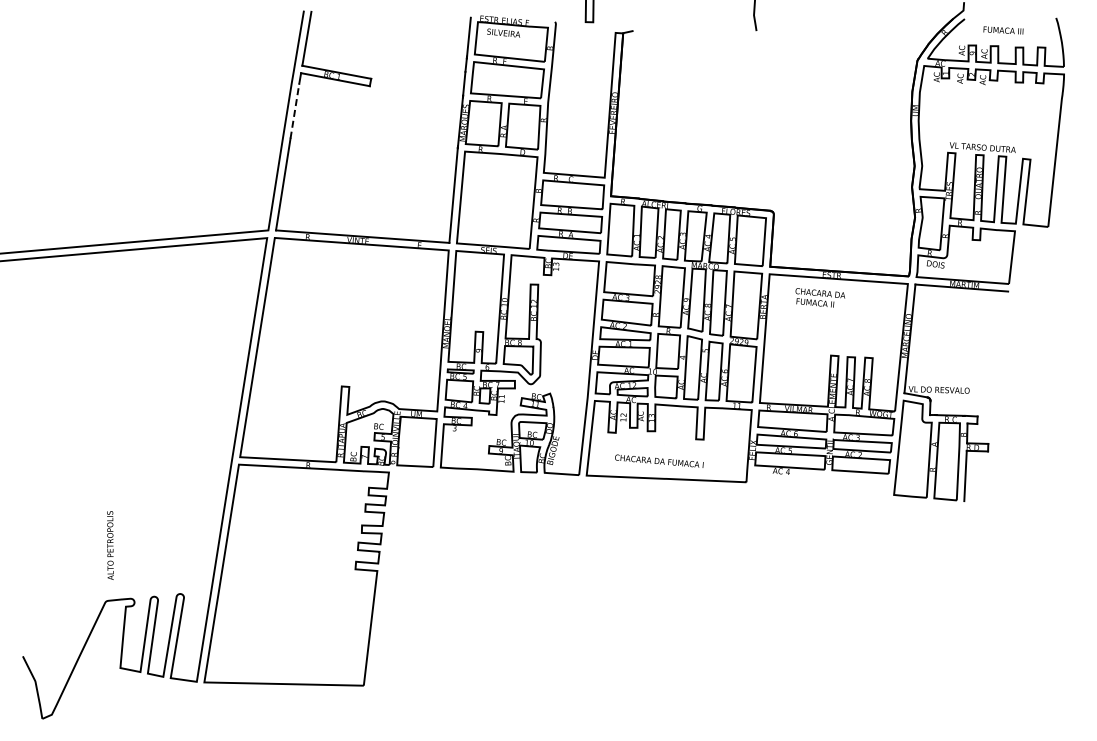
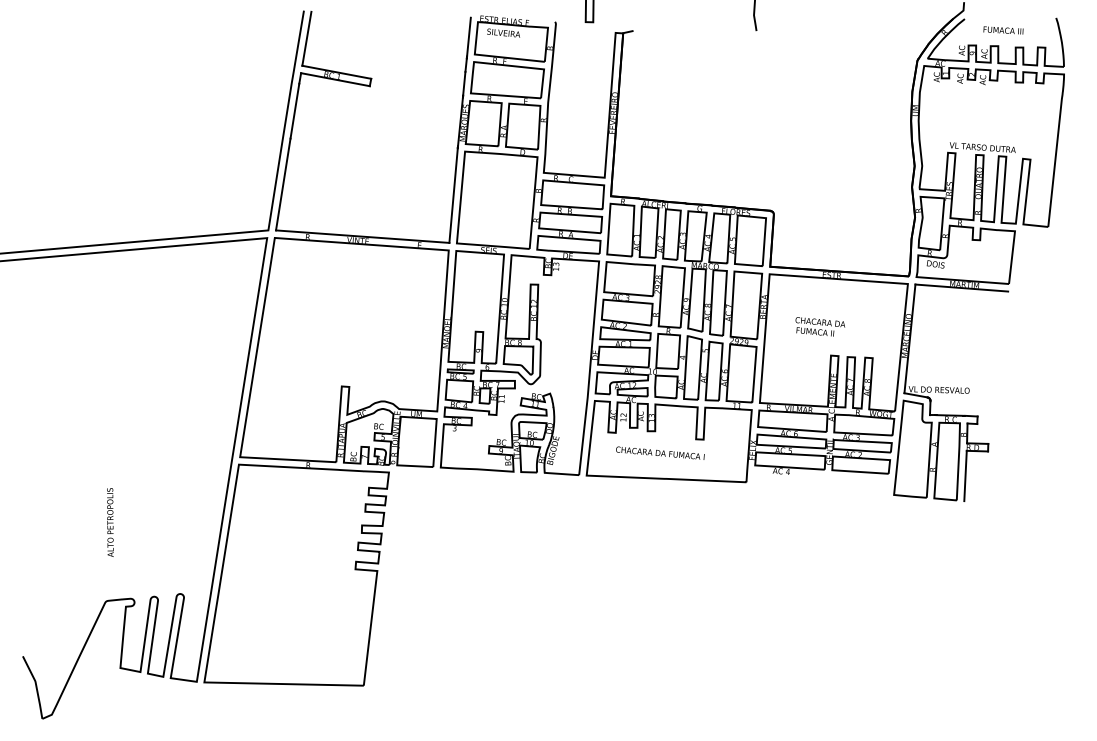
line: dashed -> solid (294, 111)
text position: (820, 297) -> (820, 326) (820, 326)
text position: (659, 460) -> (660, 452) (660, 452)
text position: (110, 545) -> (110, 522) (110, 522)
